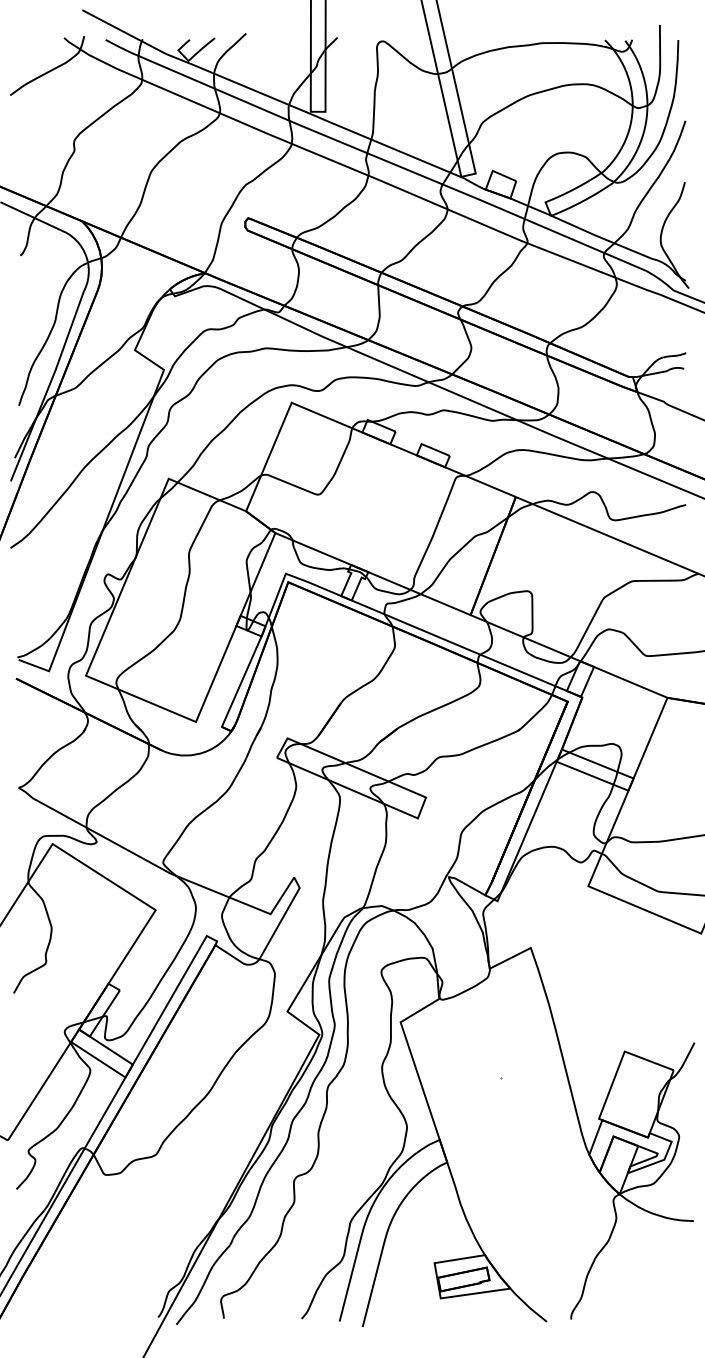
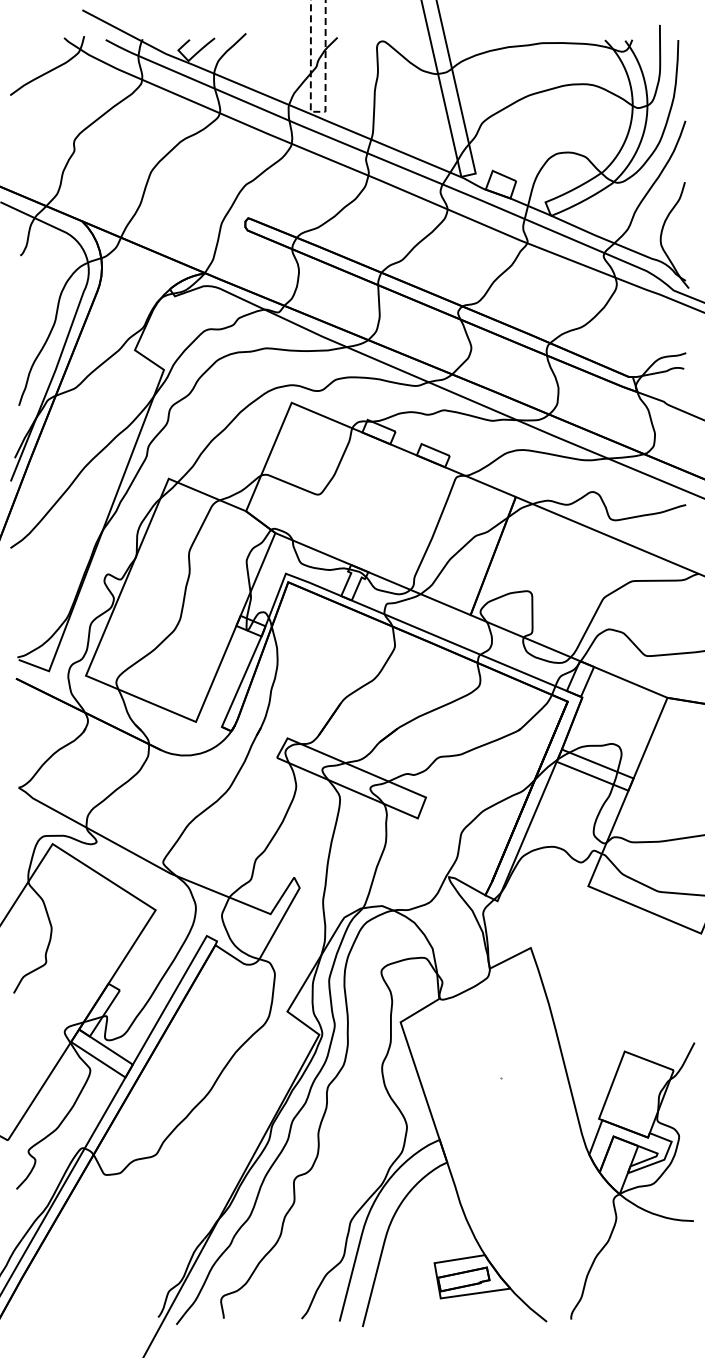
line: solid -> dashed (317, 111)
